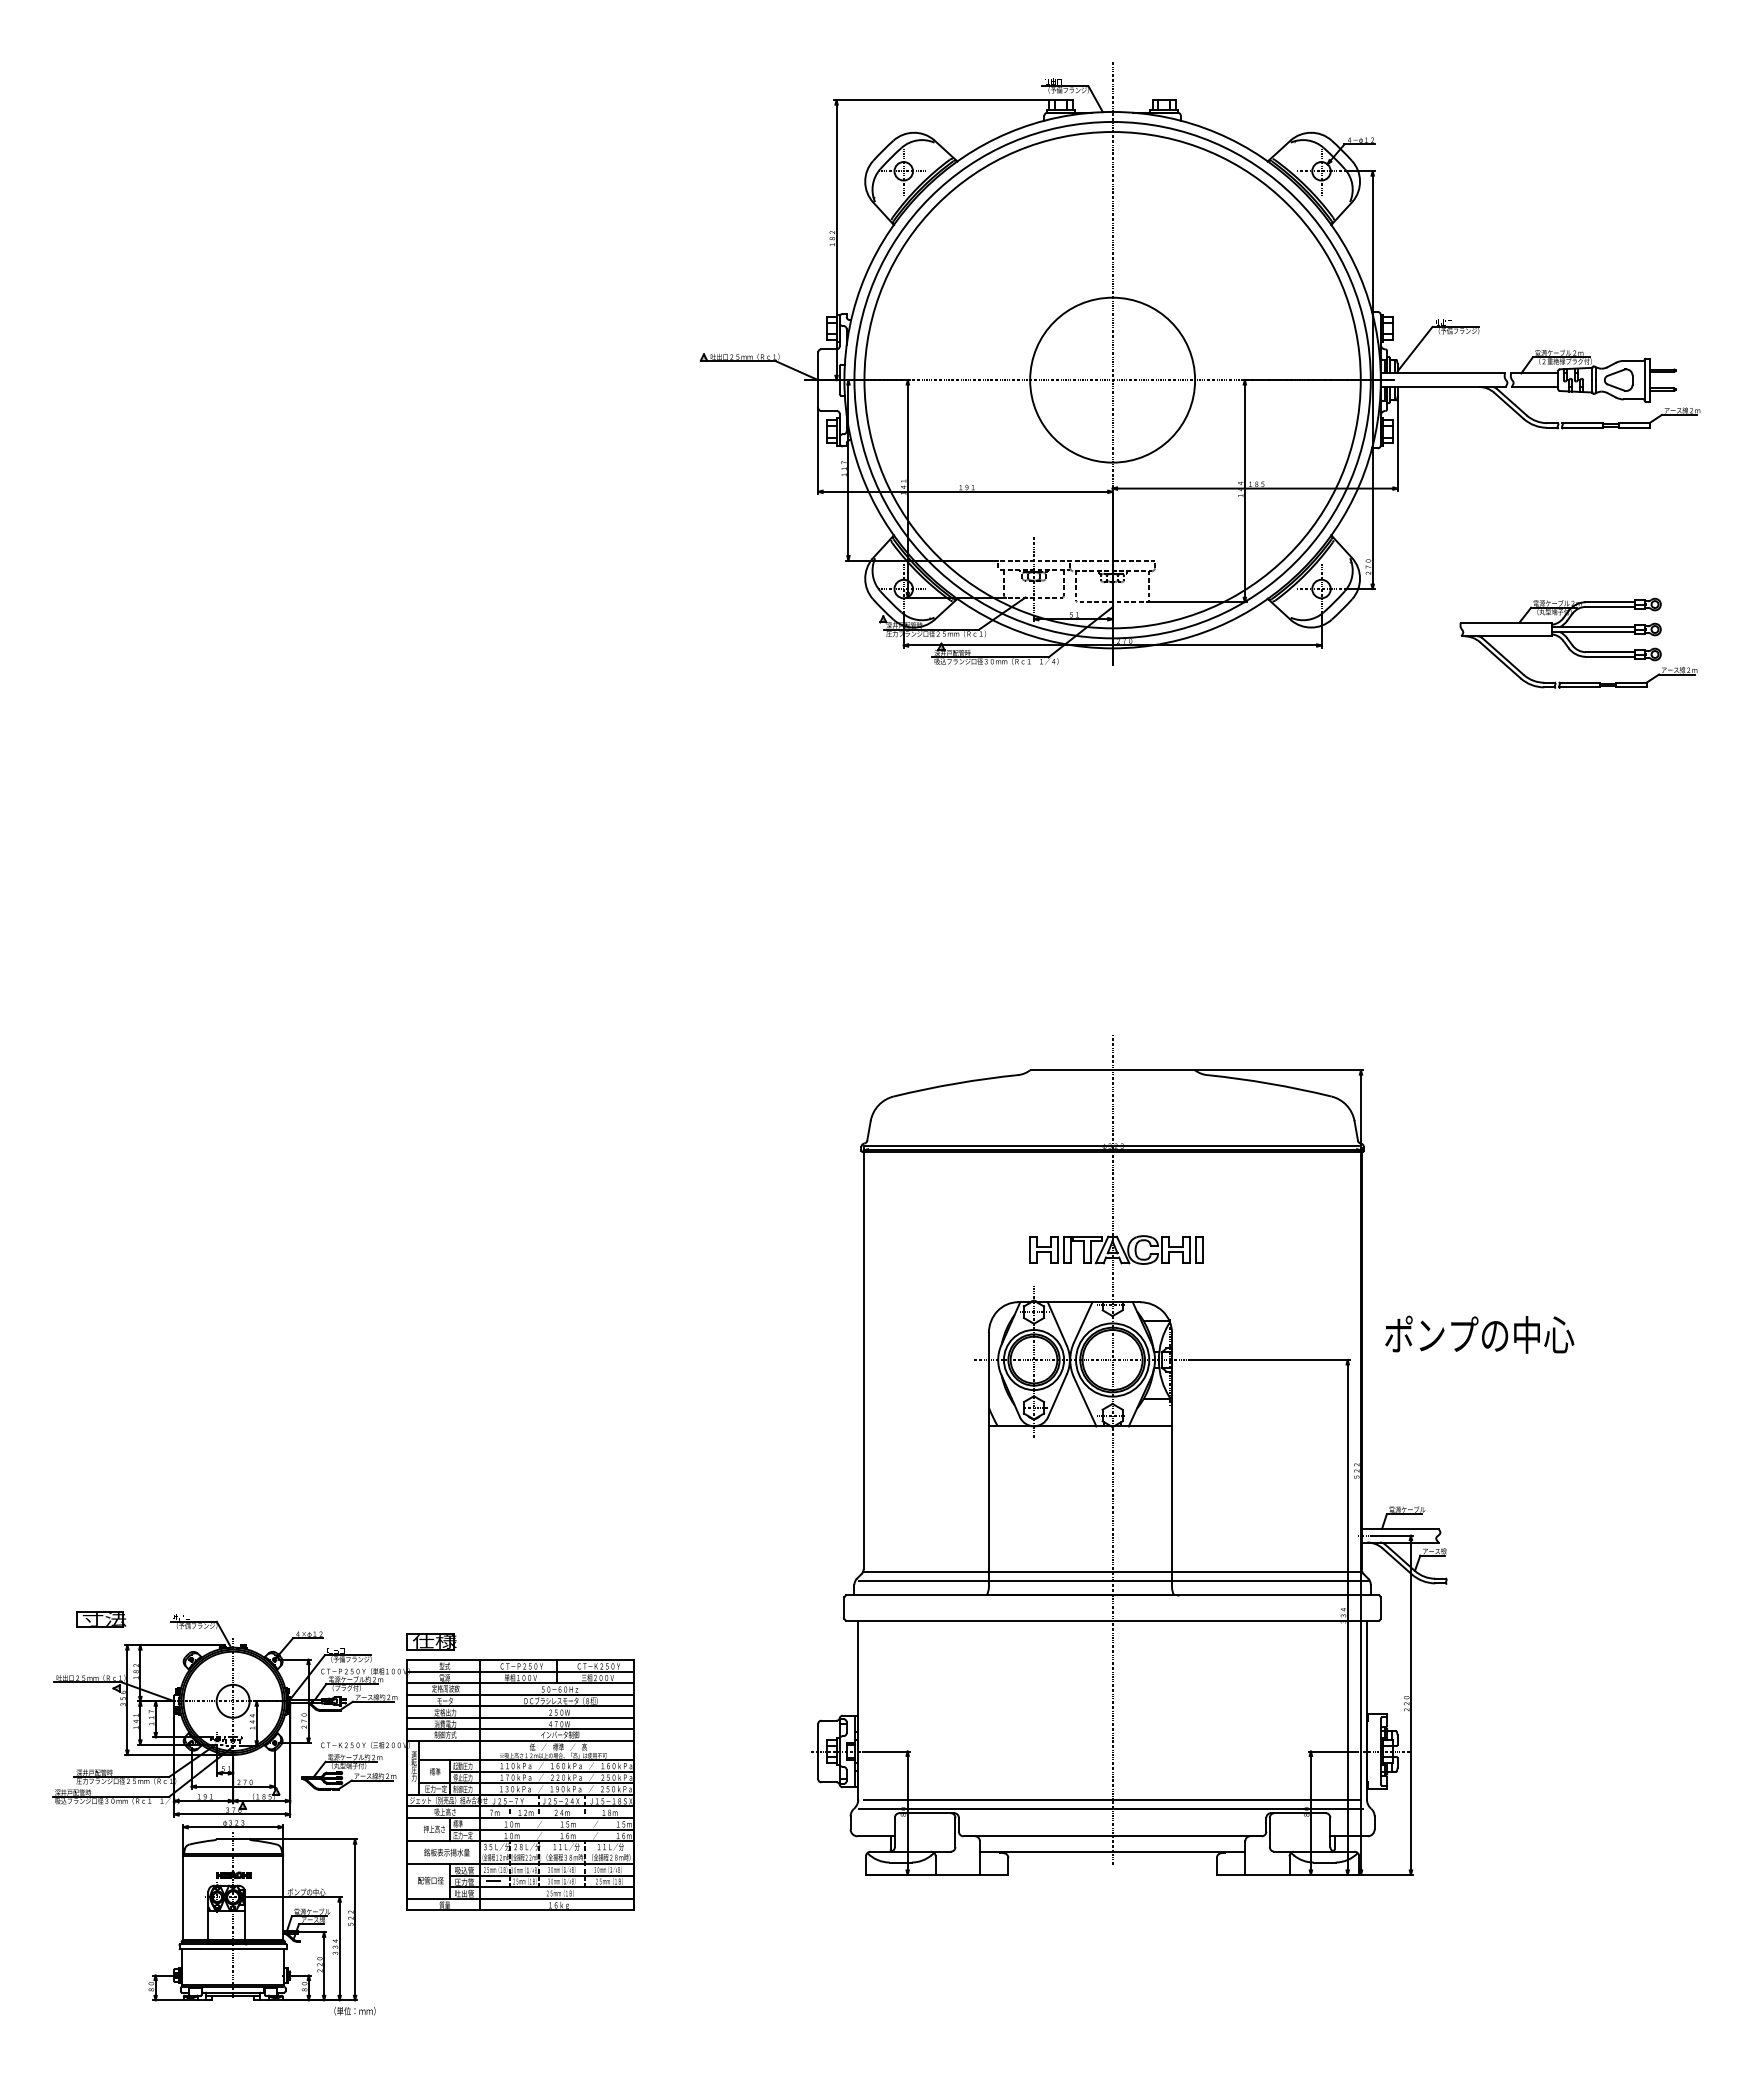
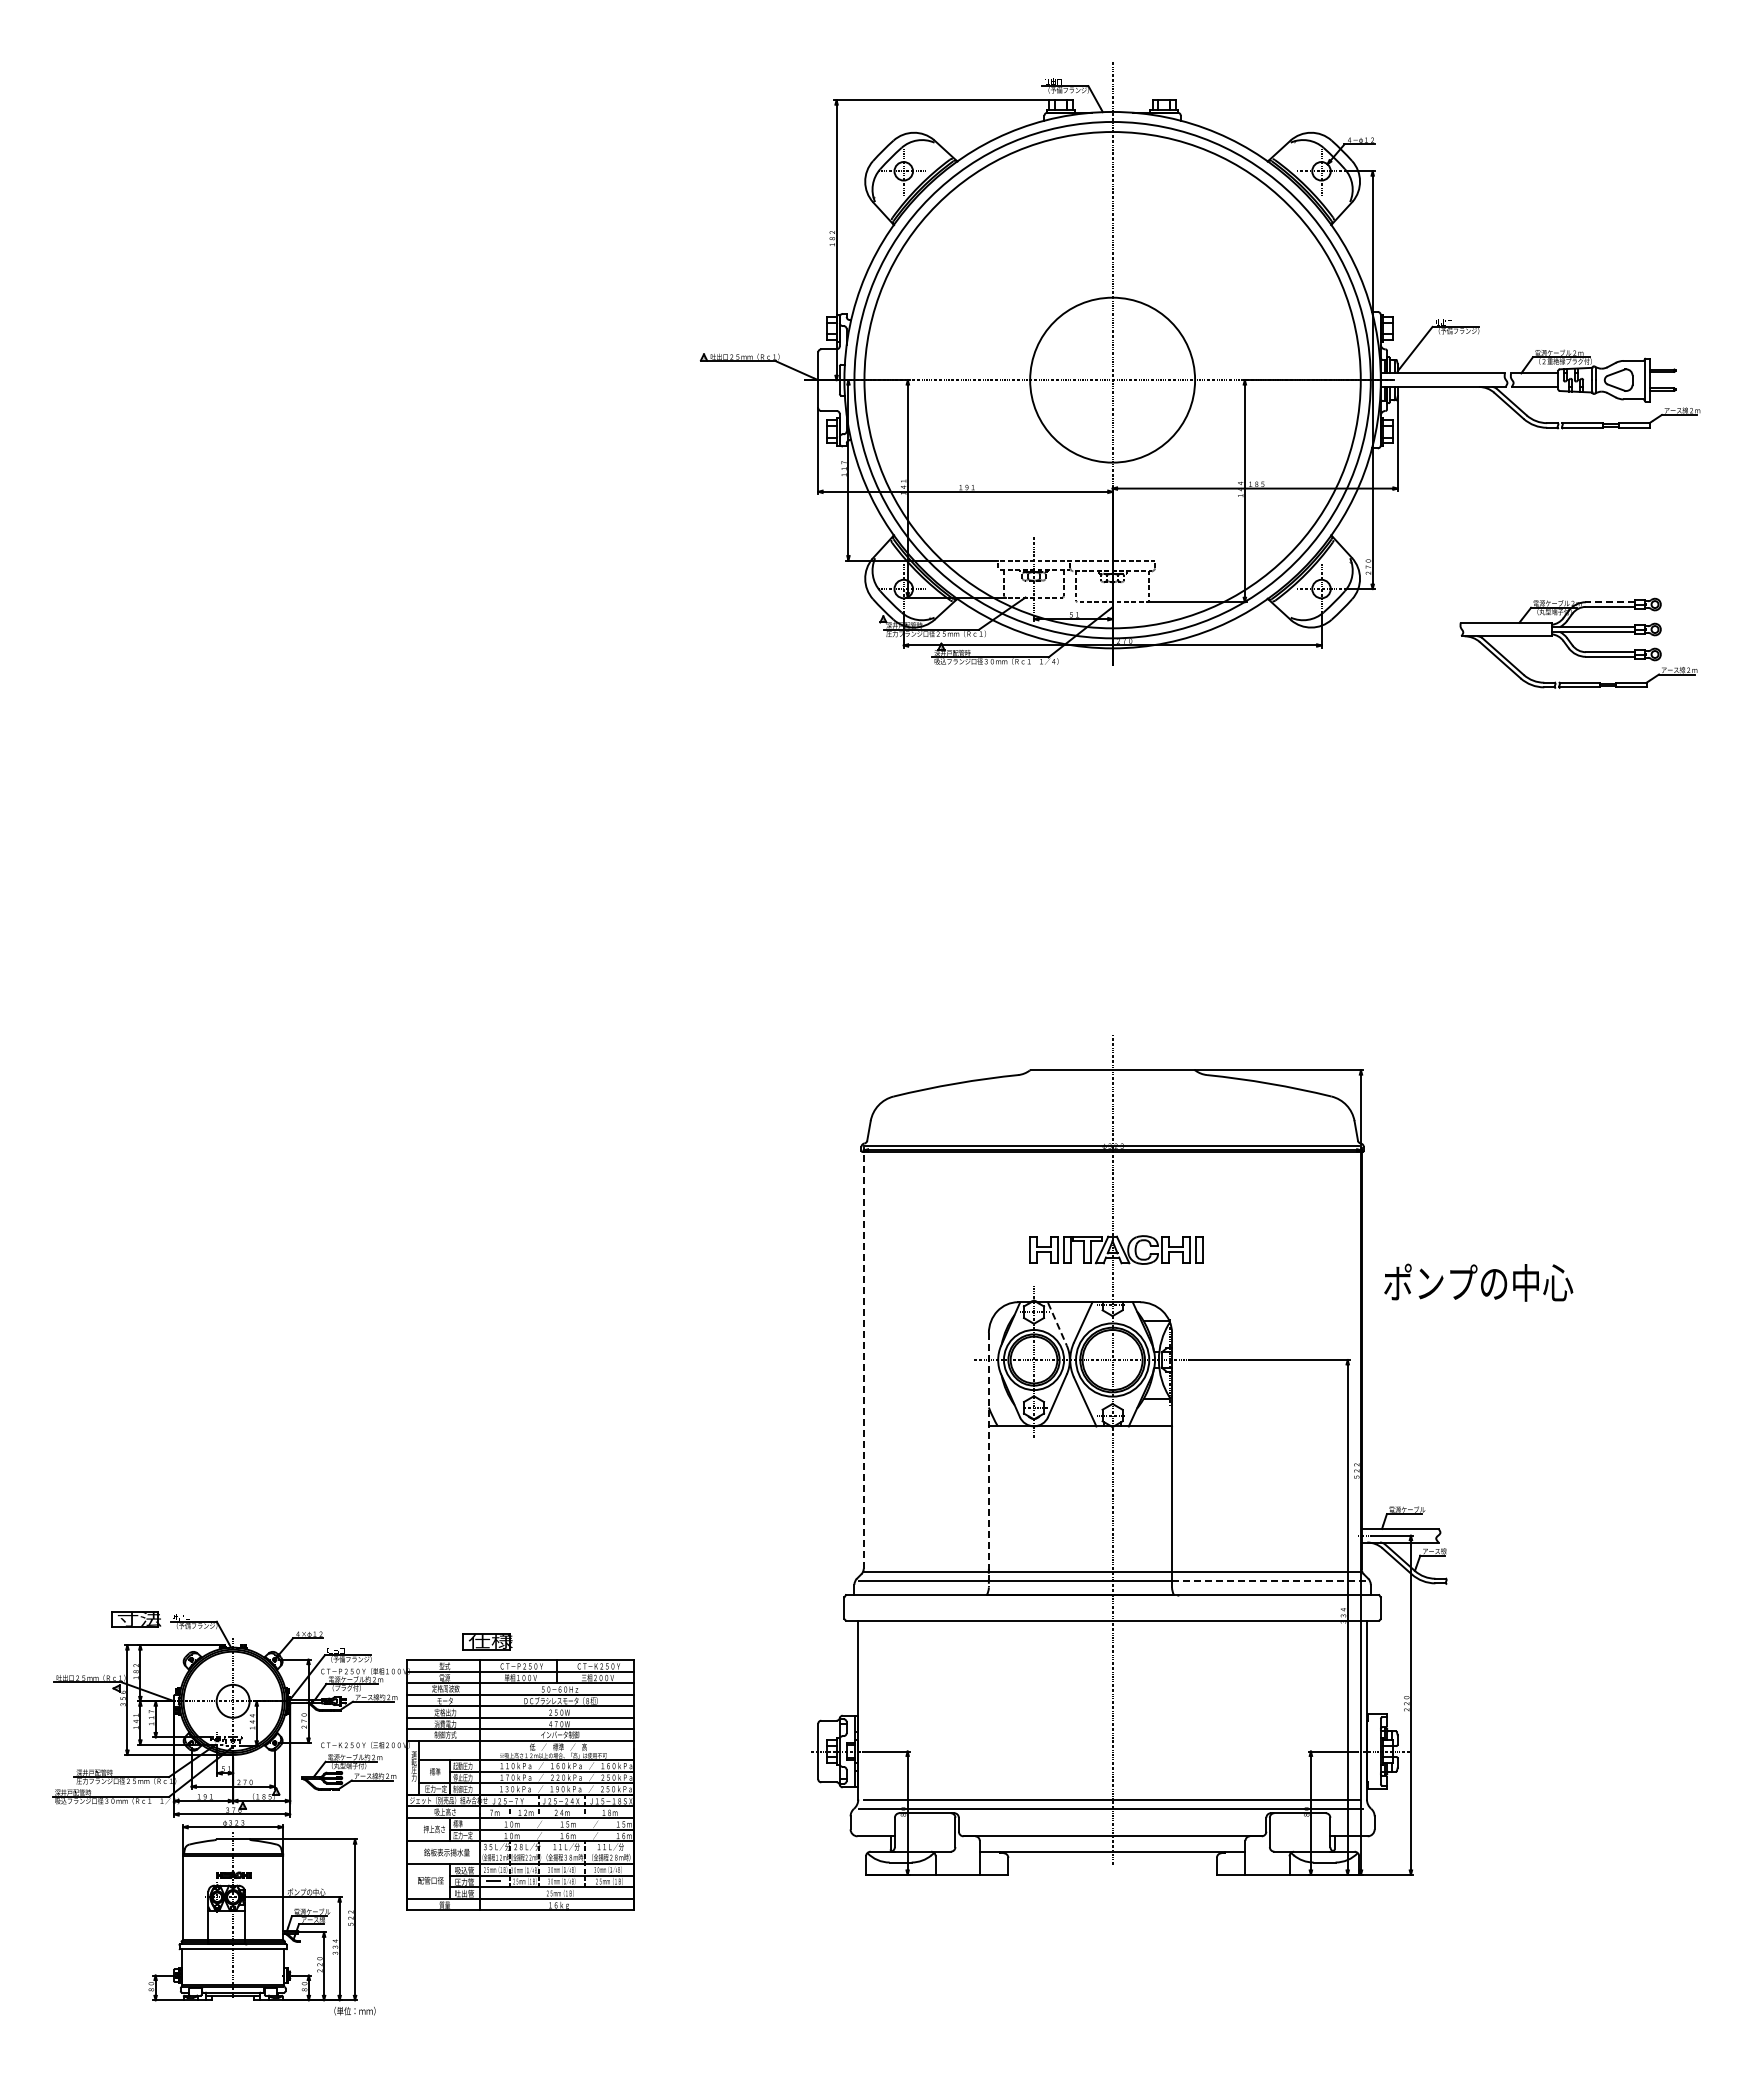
line: solid -> dashed (1609, 602)
line: solid -> dashed (1057, 1324)
text position: (1479, 1334) -> (1478, 1282) (1478, 1282)
line: solid -> dashed (863, 1359)
line: solid -> dashed (988, 1460)
line: solid -> dashed (1269, 1581)
part position: (101, 1619) -> (136, 1619) (136, 1619)
part position: (431, 1641) -> (487, 1641) (487, 1641)
